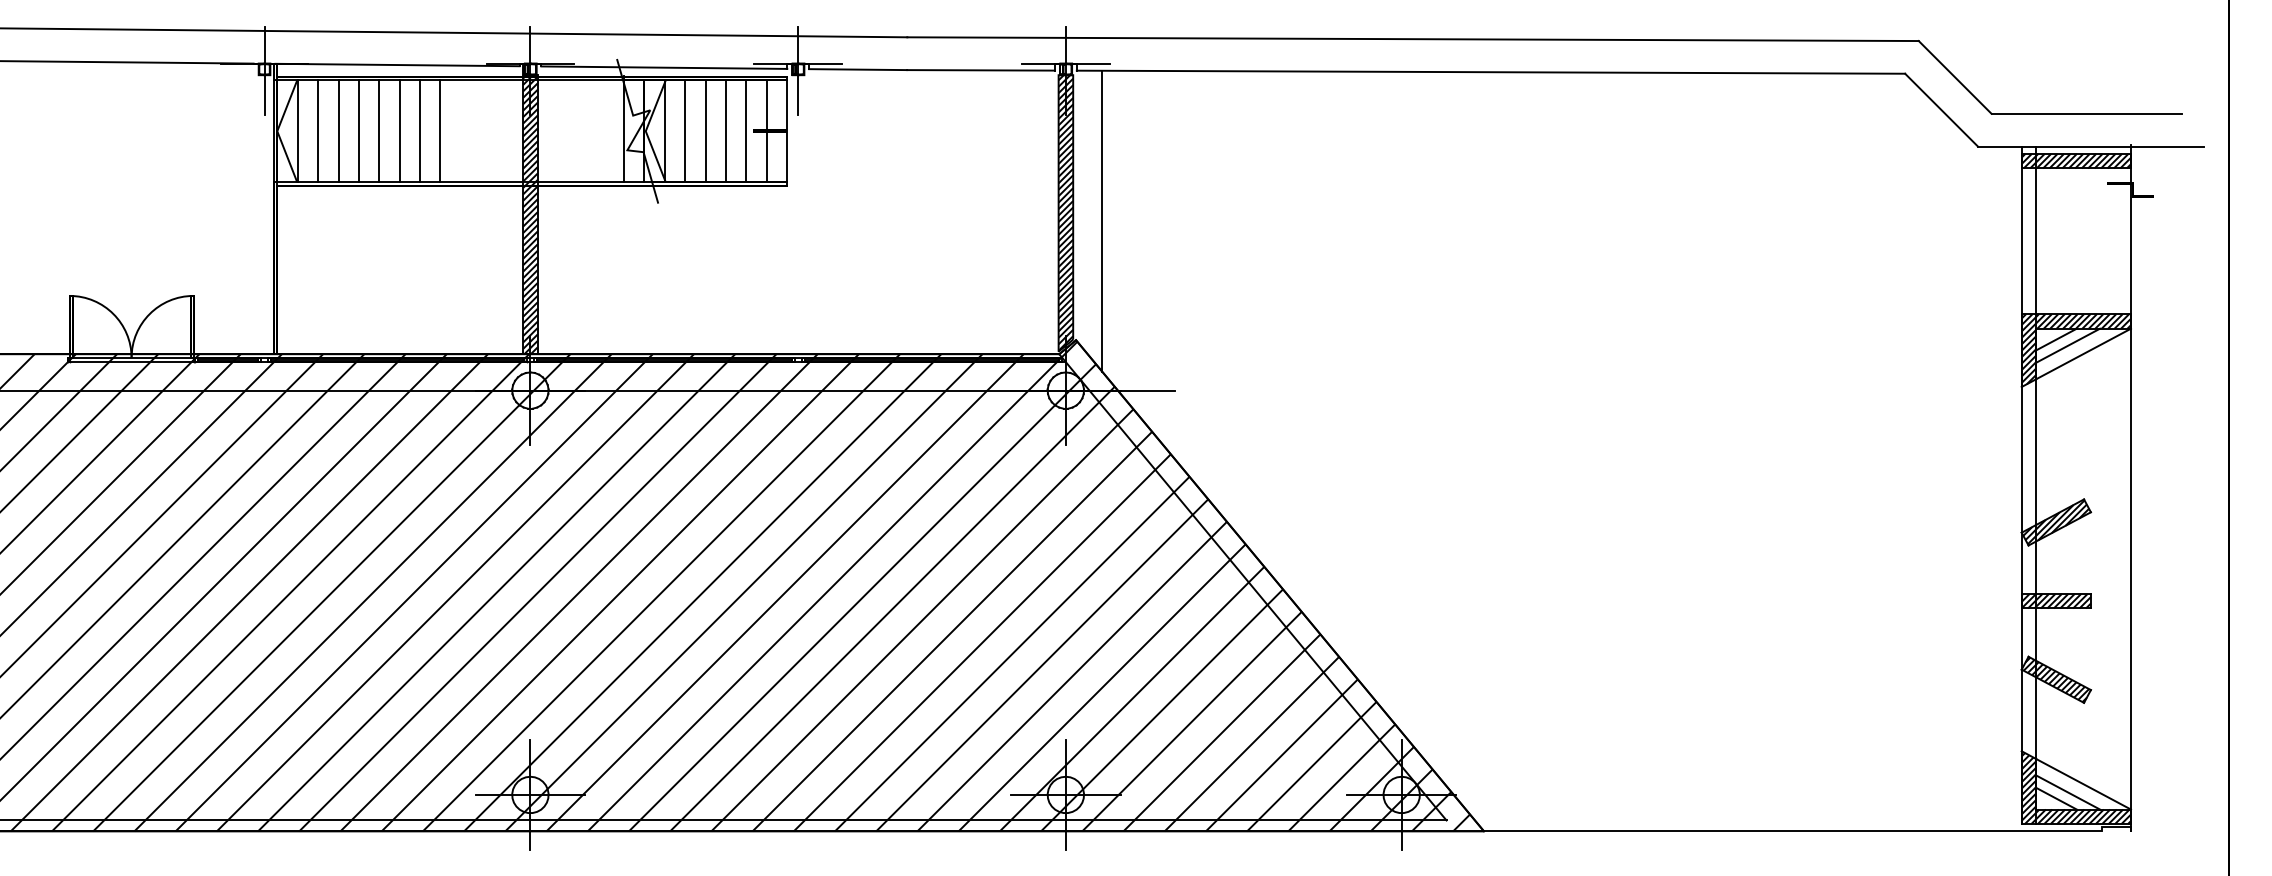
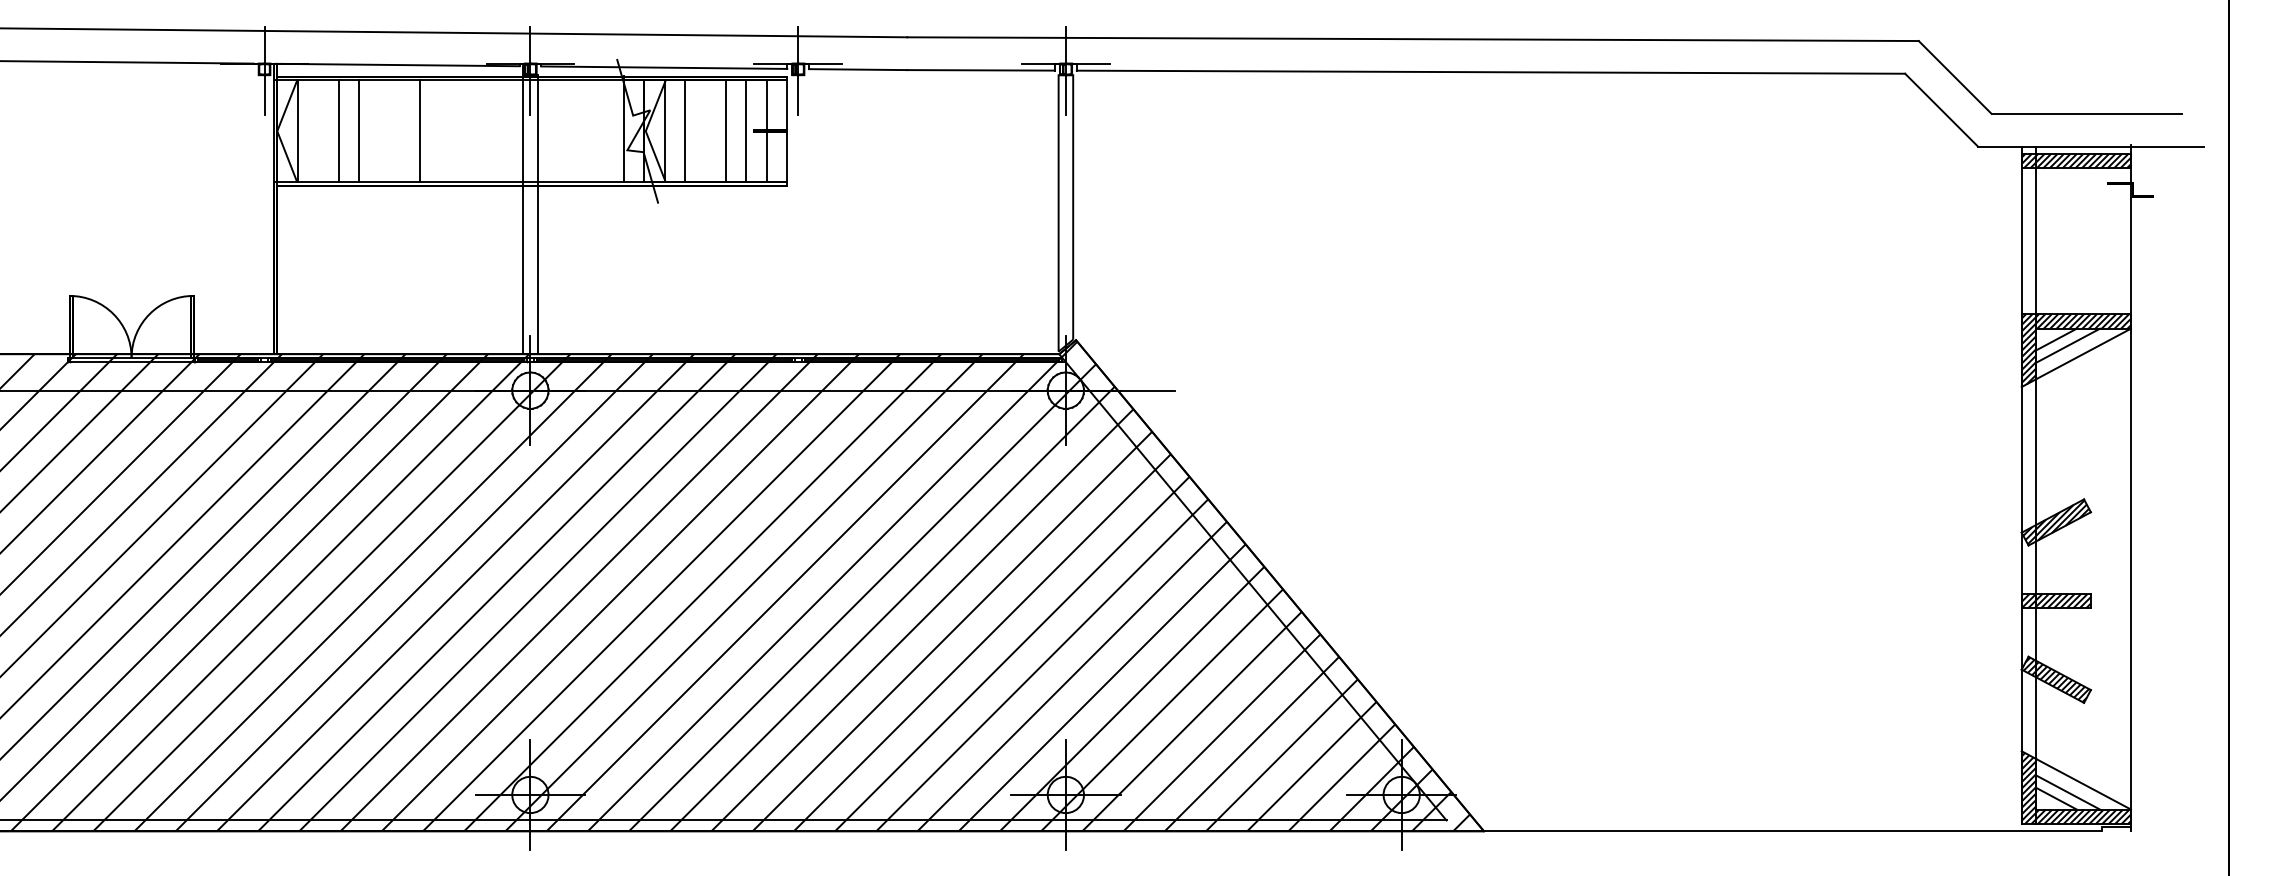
line: present -> none (318, 131)
line: present -> none (379, 131)
line: present -> none (399, 131)
line: present -> none (440, 131)
line: present -> none (705, 131)
hatch: present -> none (530, 209)
hatch: present -> none (1065, 212)
line: present -> none (1102, 220)
